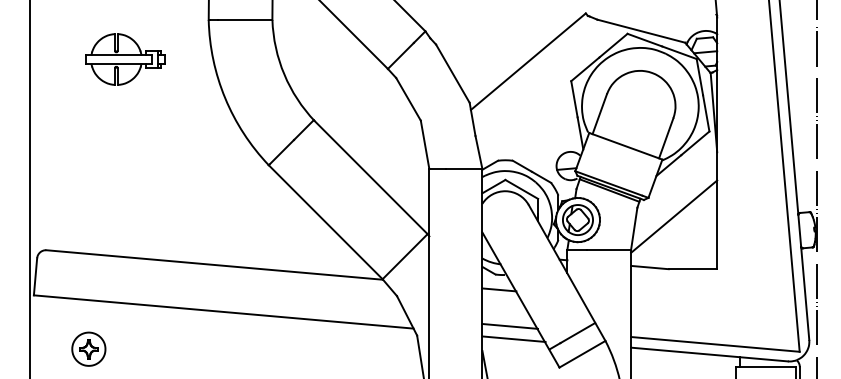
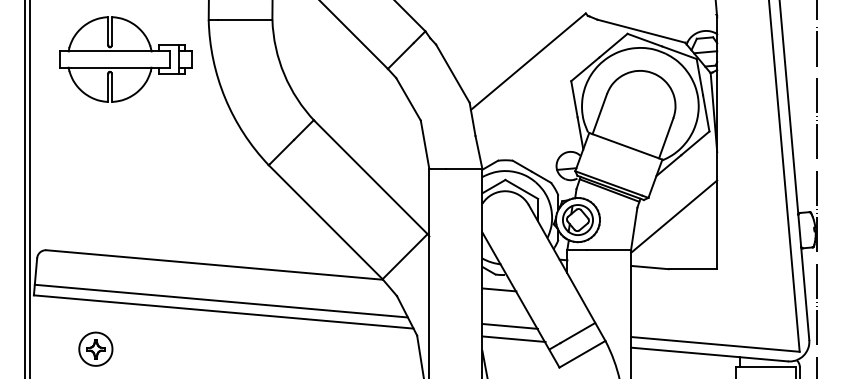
part size: 81x53 px -> 134x87 px (125, 59)
line: none -> present (25, 188)
line: none -> present (220, 300)
part position: (88, 348) -> (95, 348) (95, 348)
